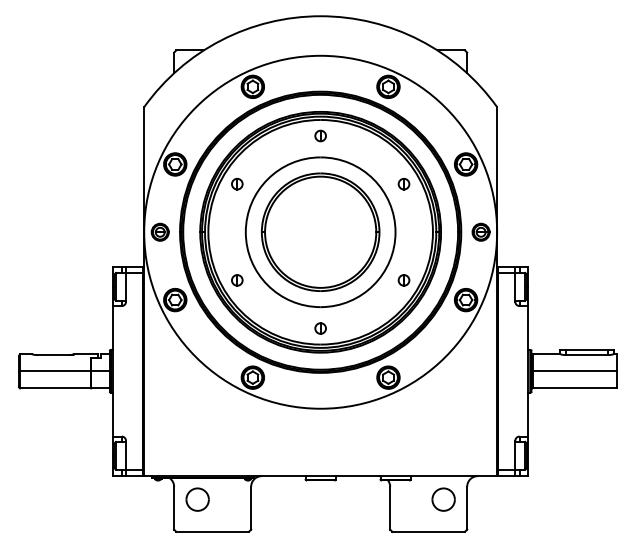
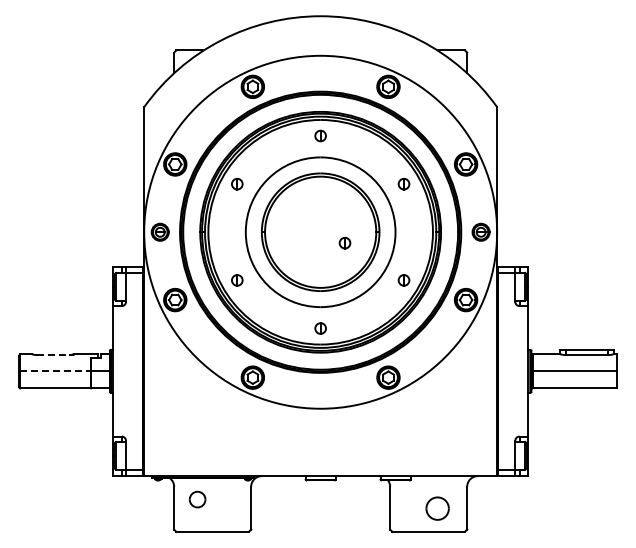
part: none -> present (344, 243)
line: solid -> dashed (53, 355)
line: solid -> dashed (55, 371)
part size: 25x25 px -> 19x19 px (197, 499)
part position: (443, 499) -> (437, 508) (437, 508)
